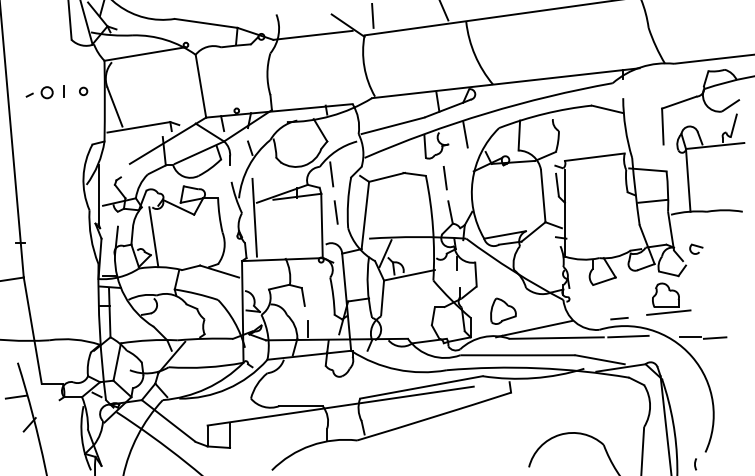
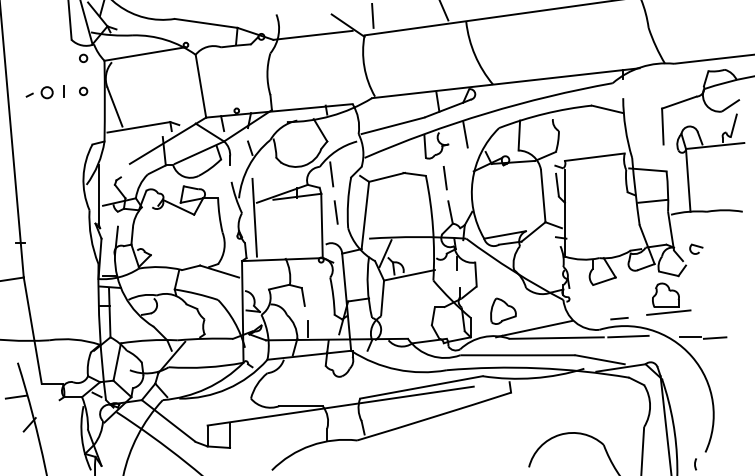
circle: none -> present (83, 57)
line: present -> none (153, 237)
